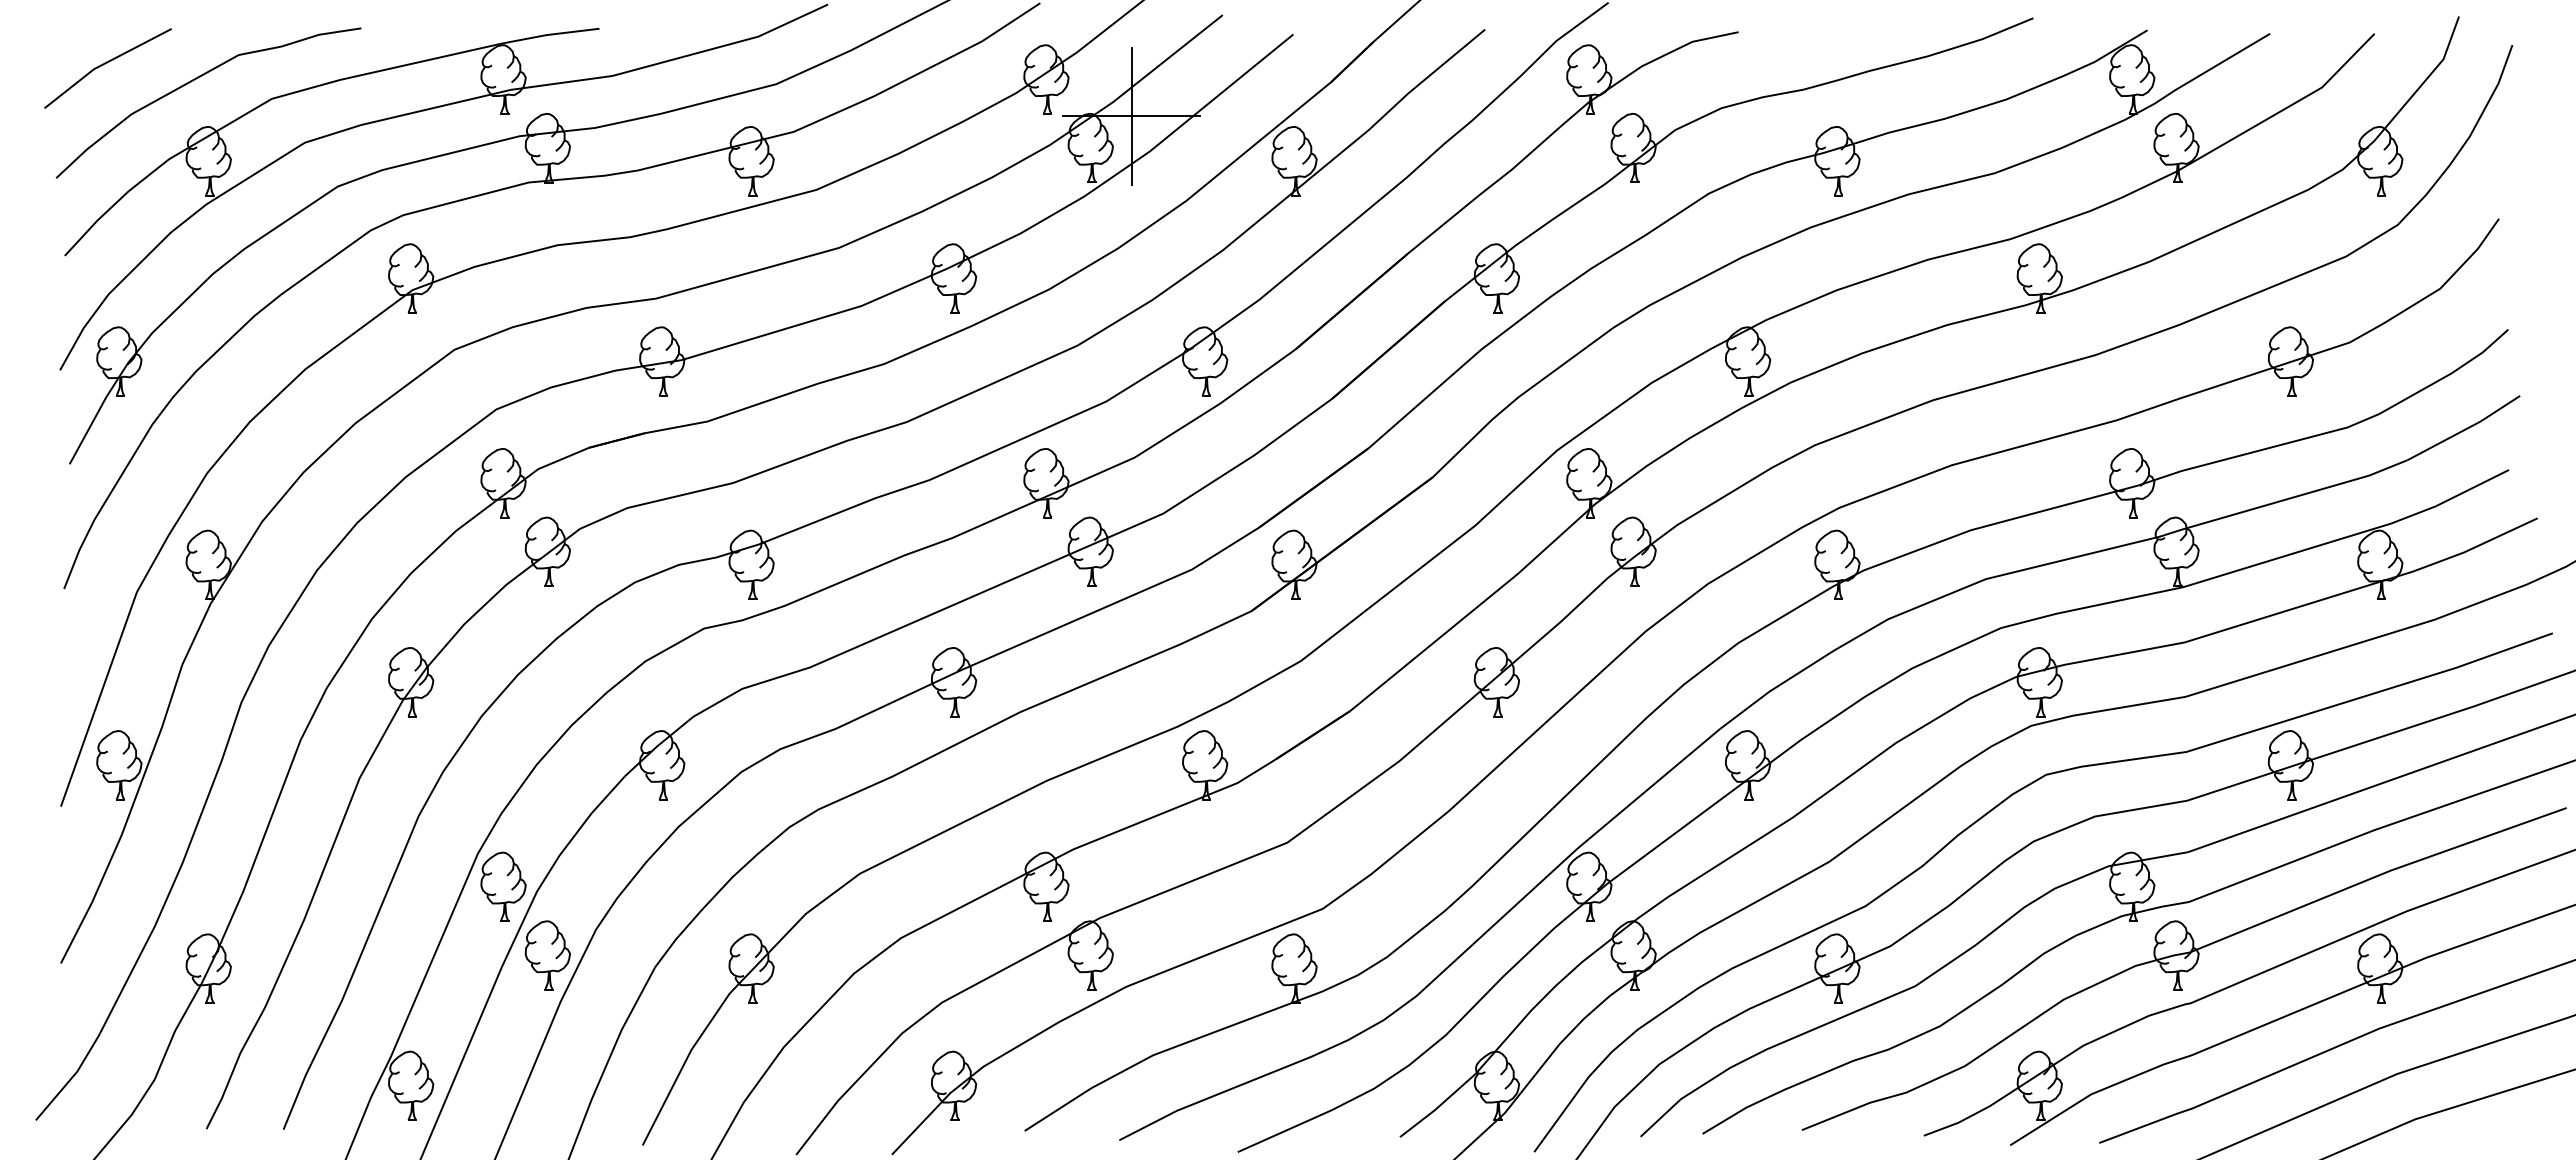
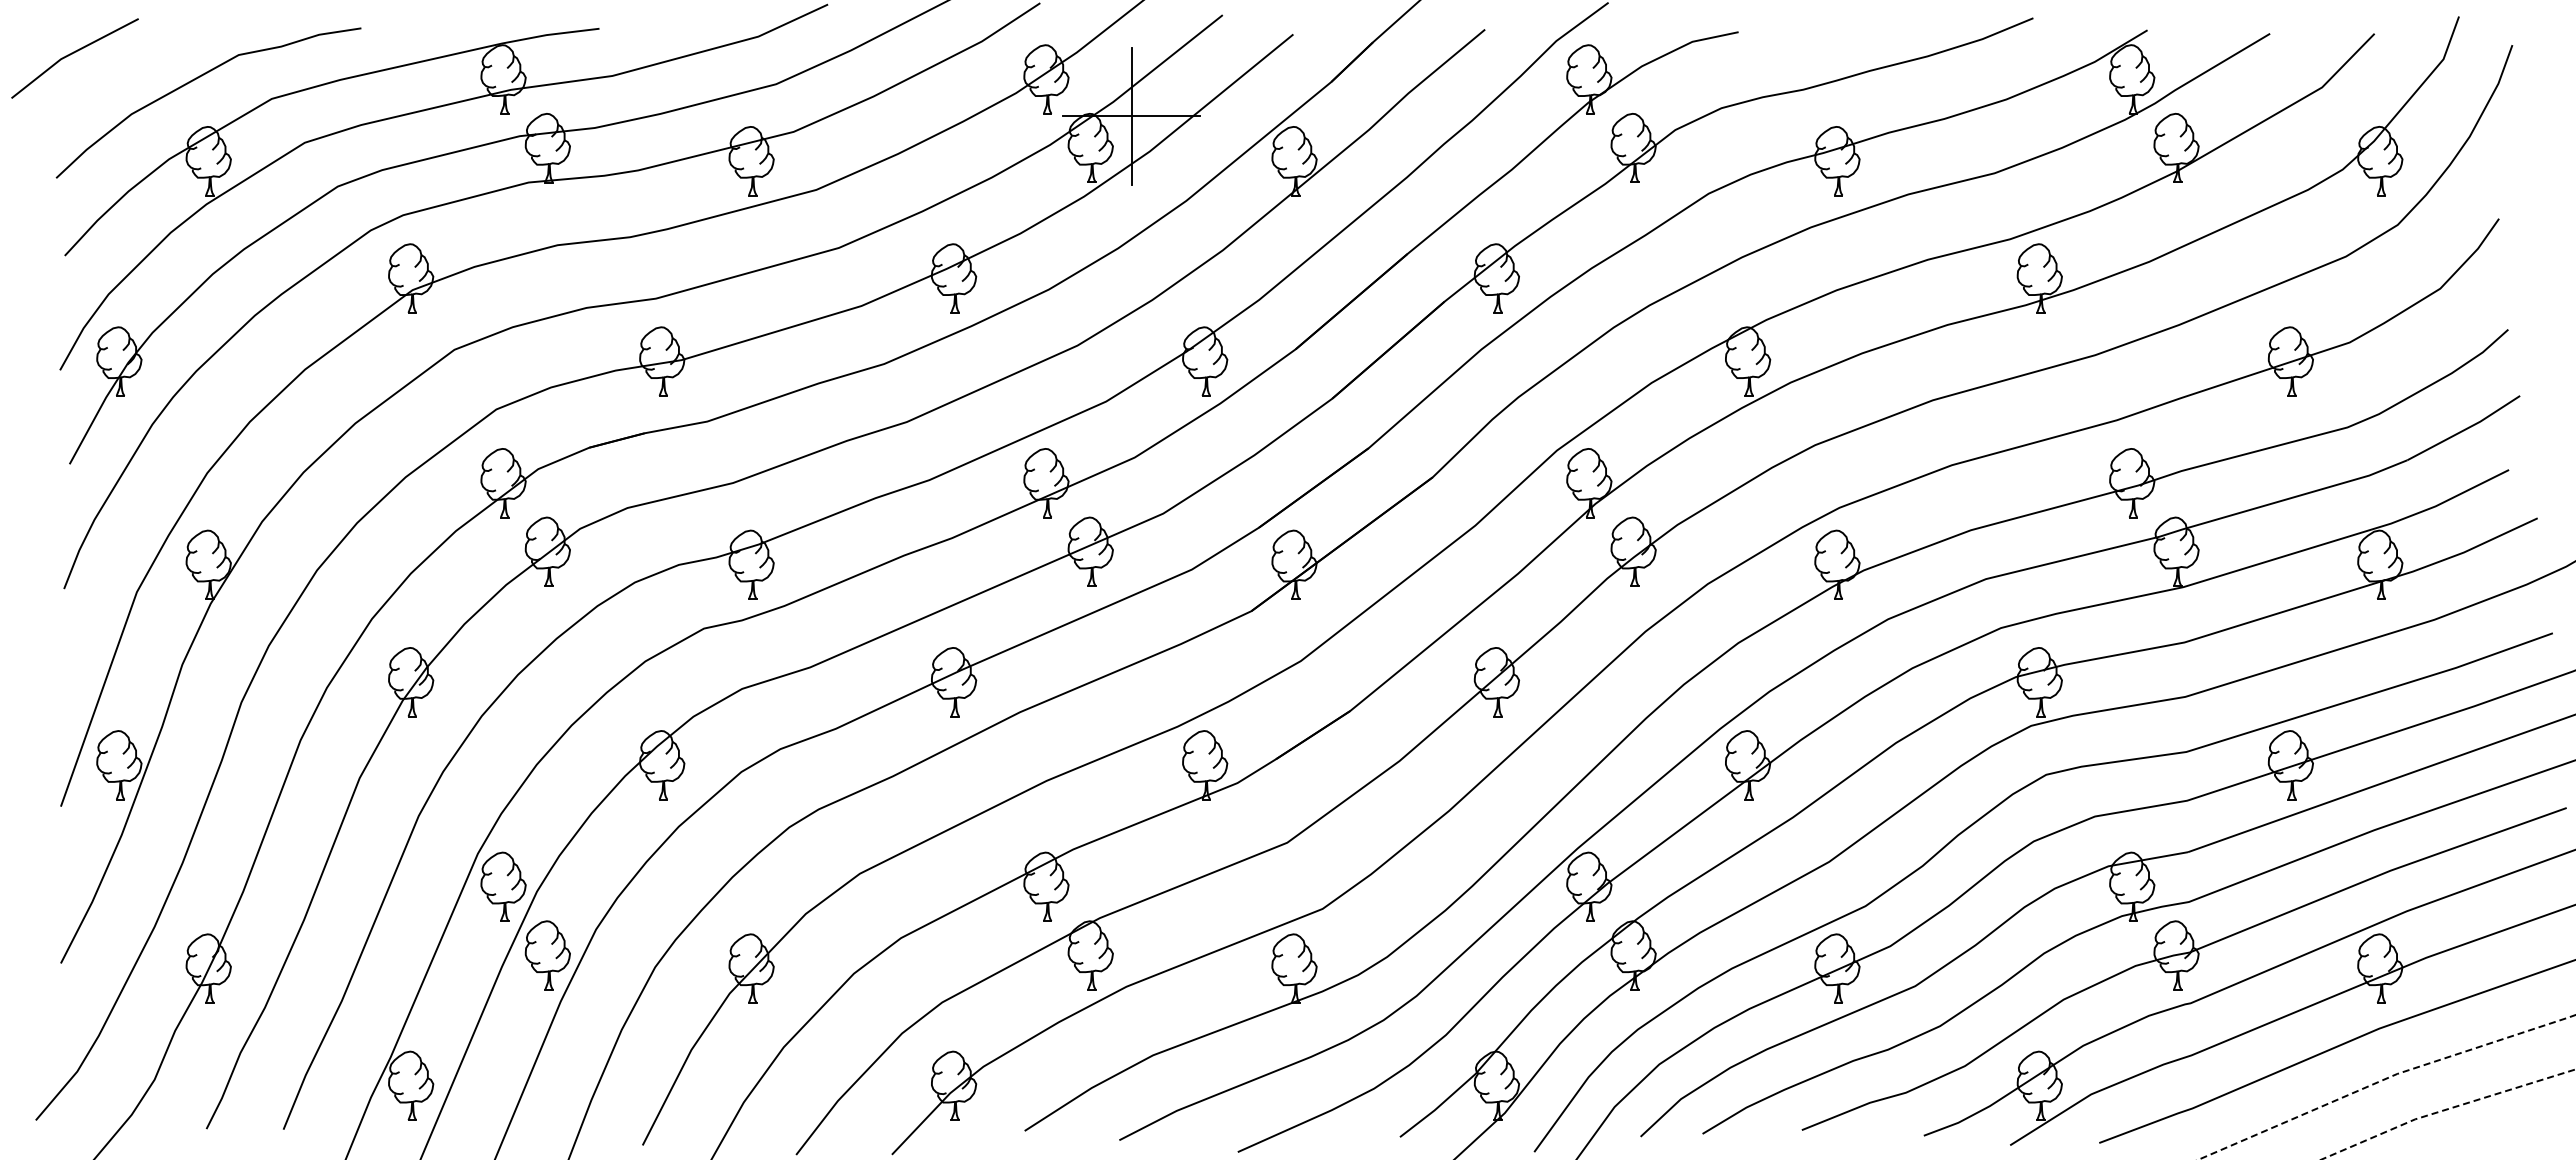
line position: (105, 64) -> (72, 54) (72, 54)
line: solid -> dashed (2384, 1079)
line: solid -> dashed (2445, 1109)
